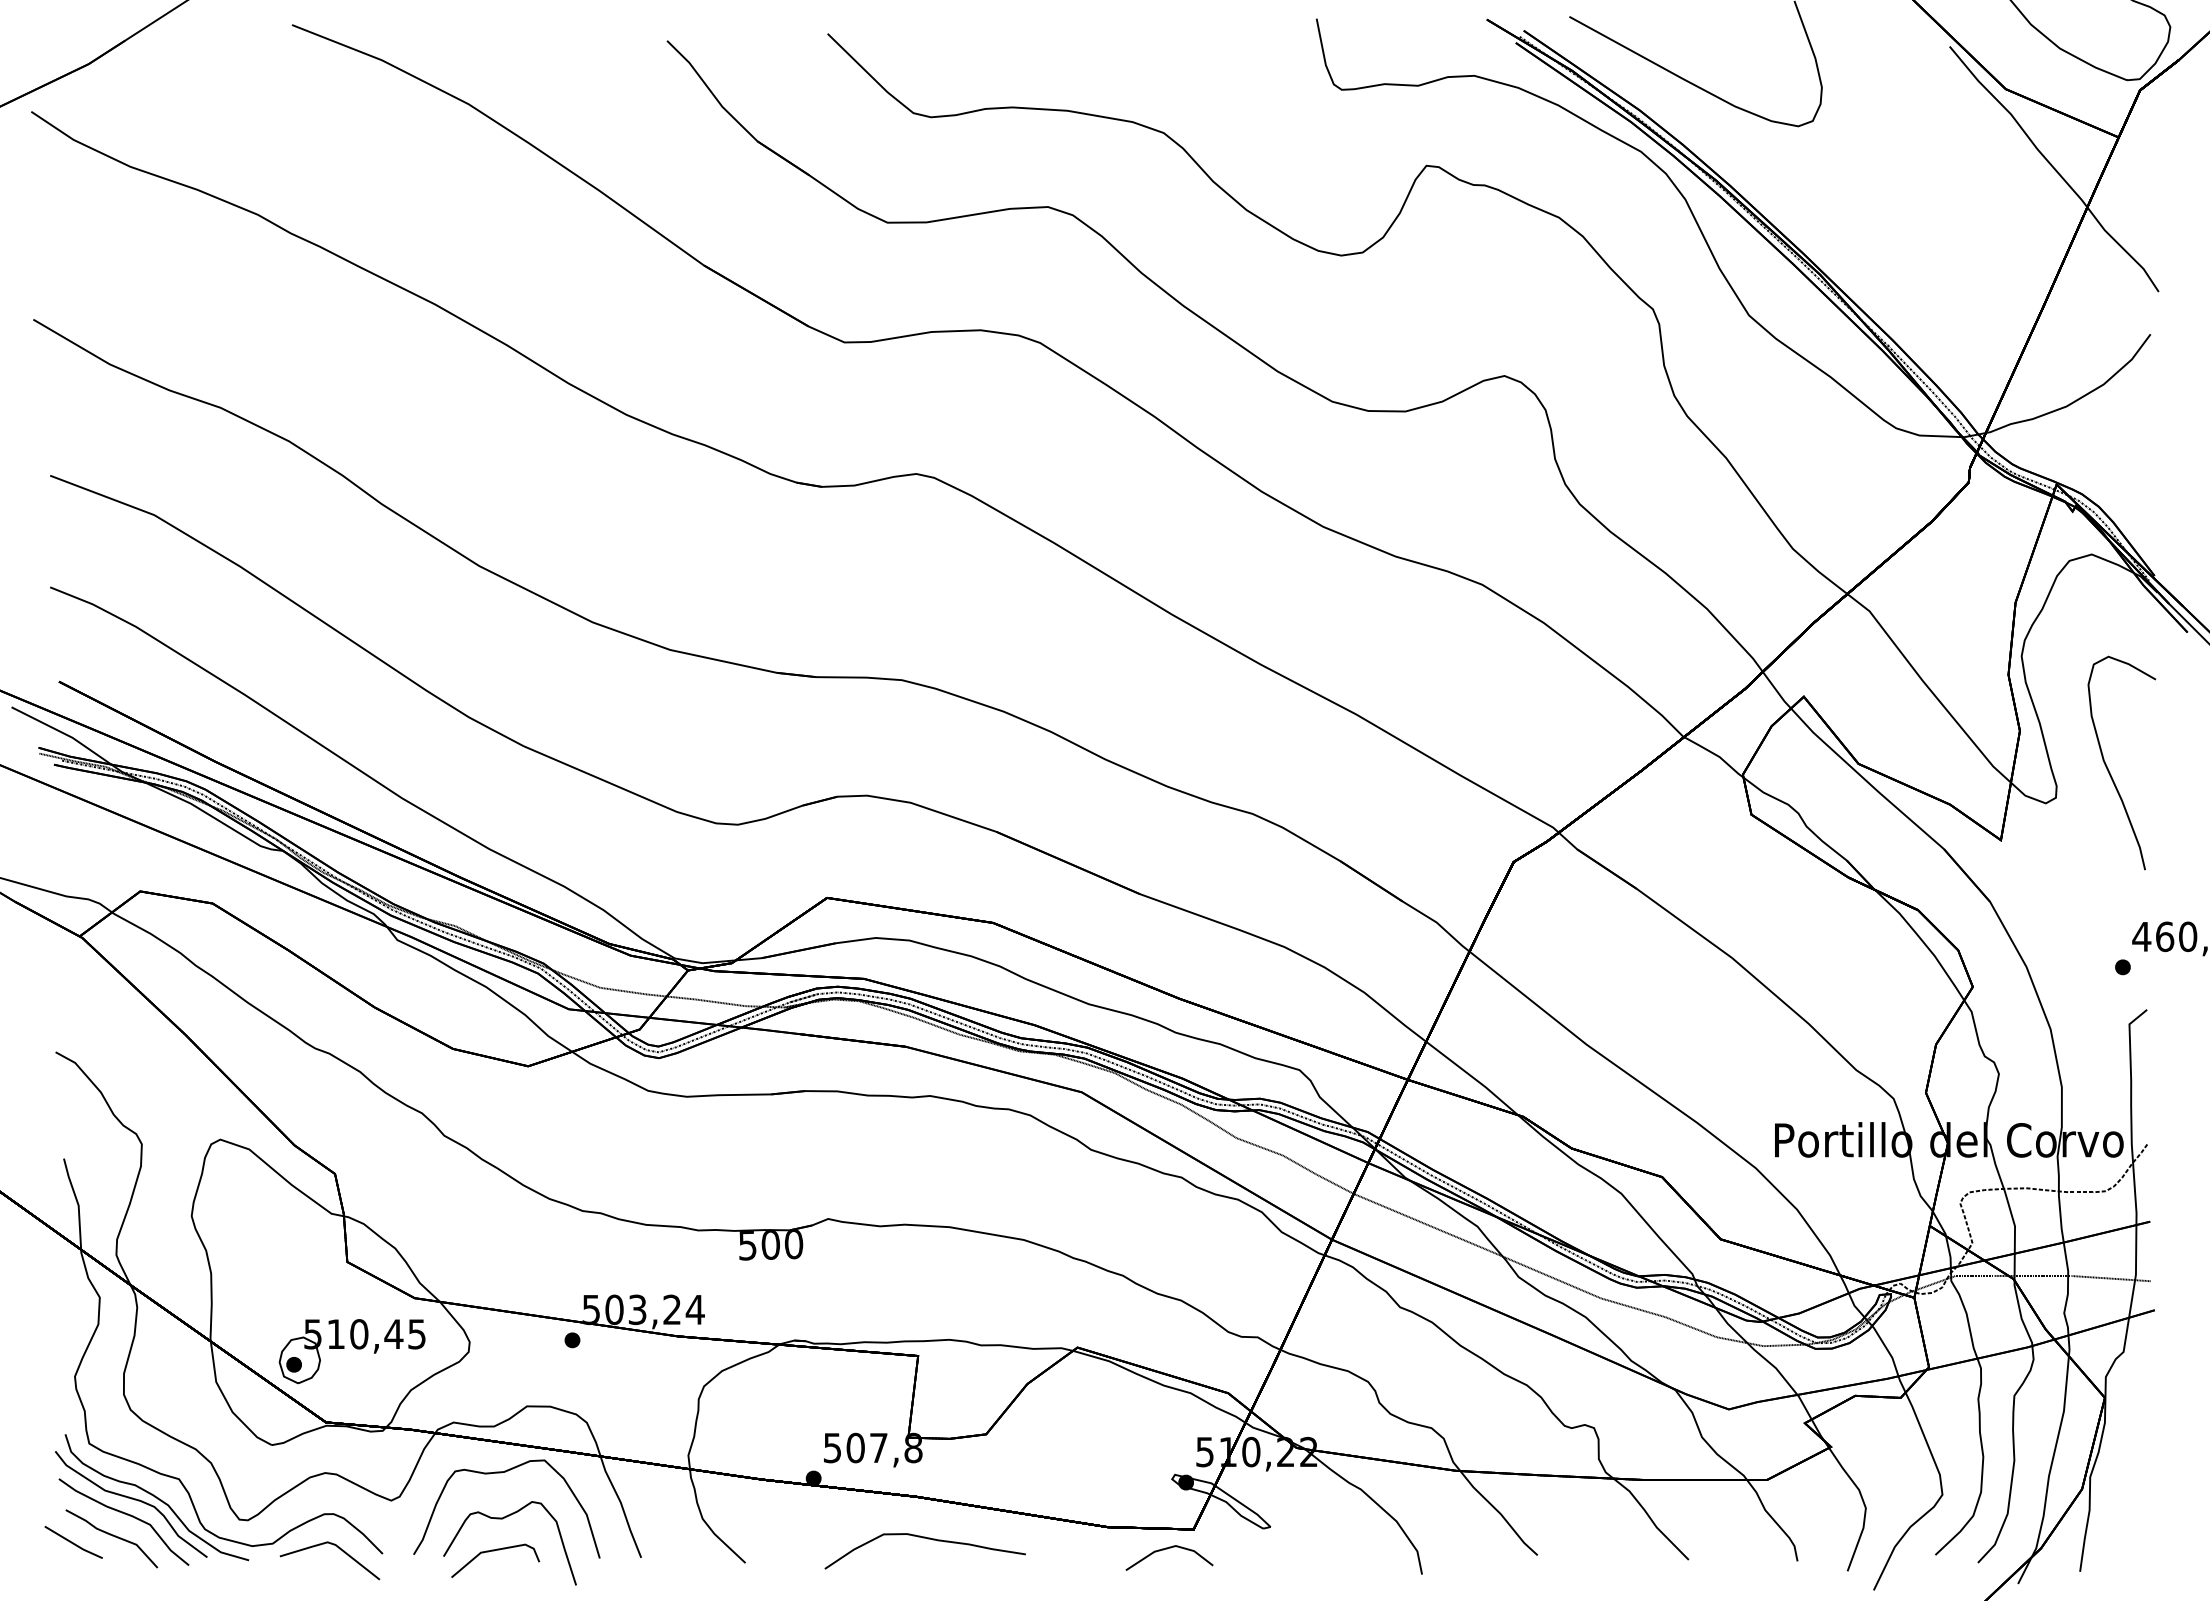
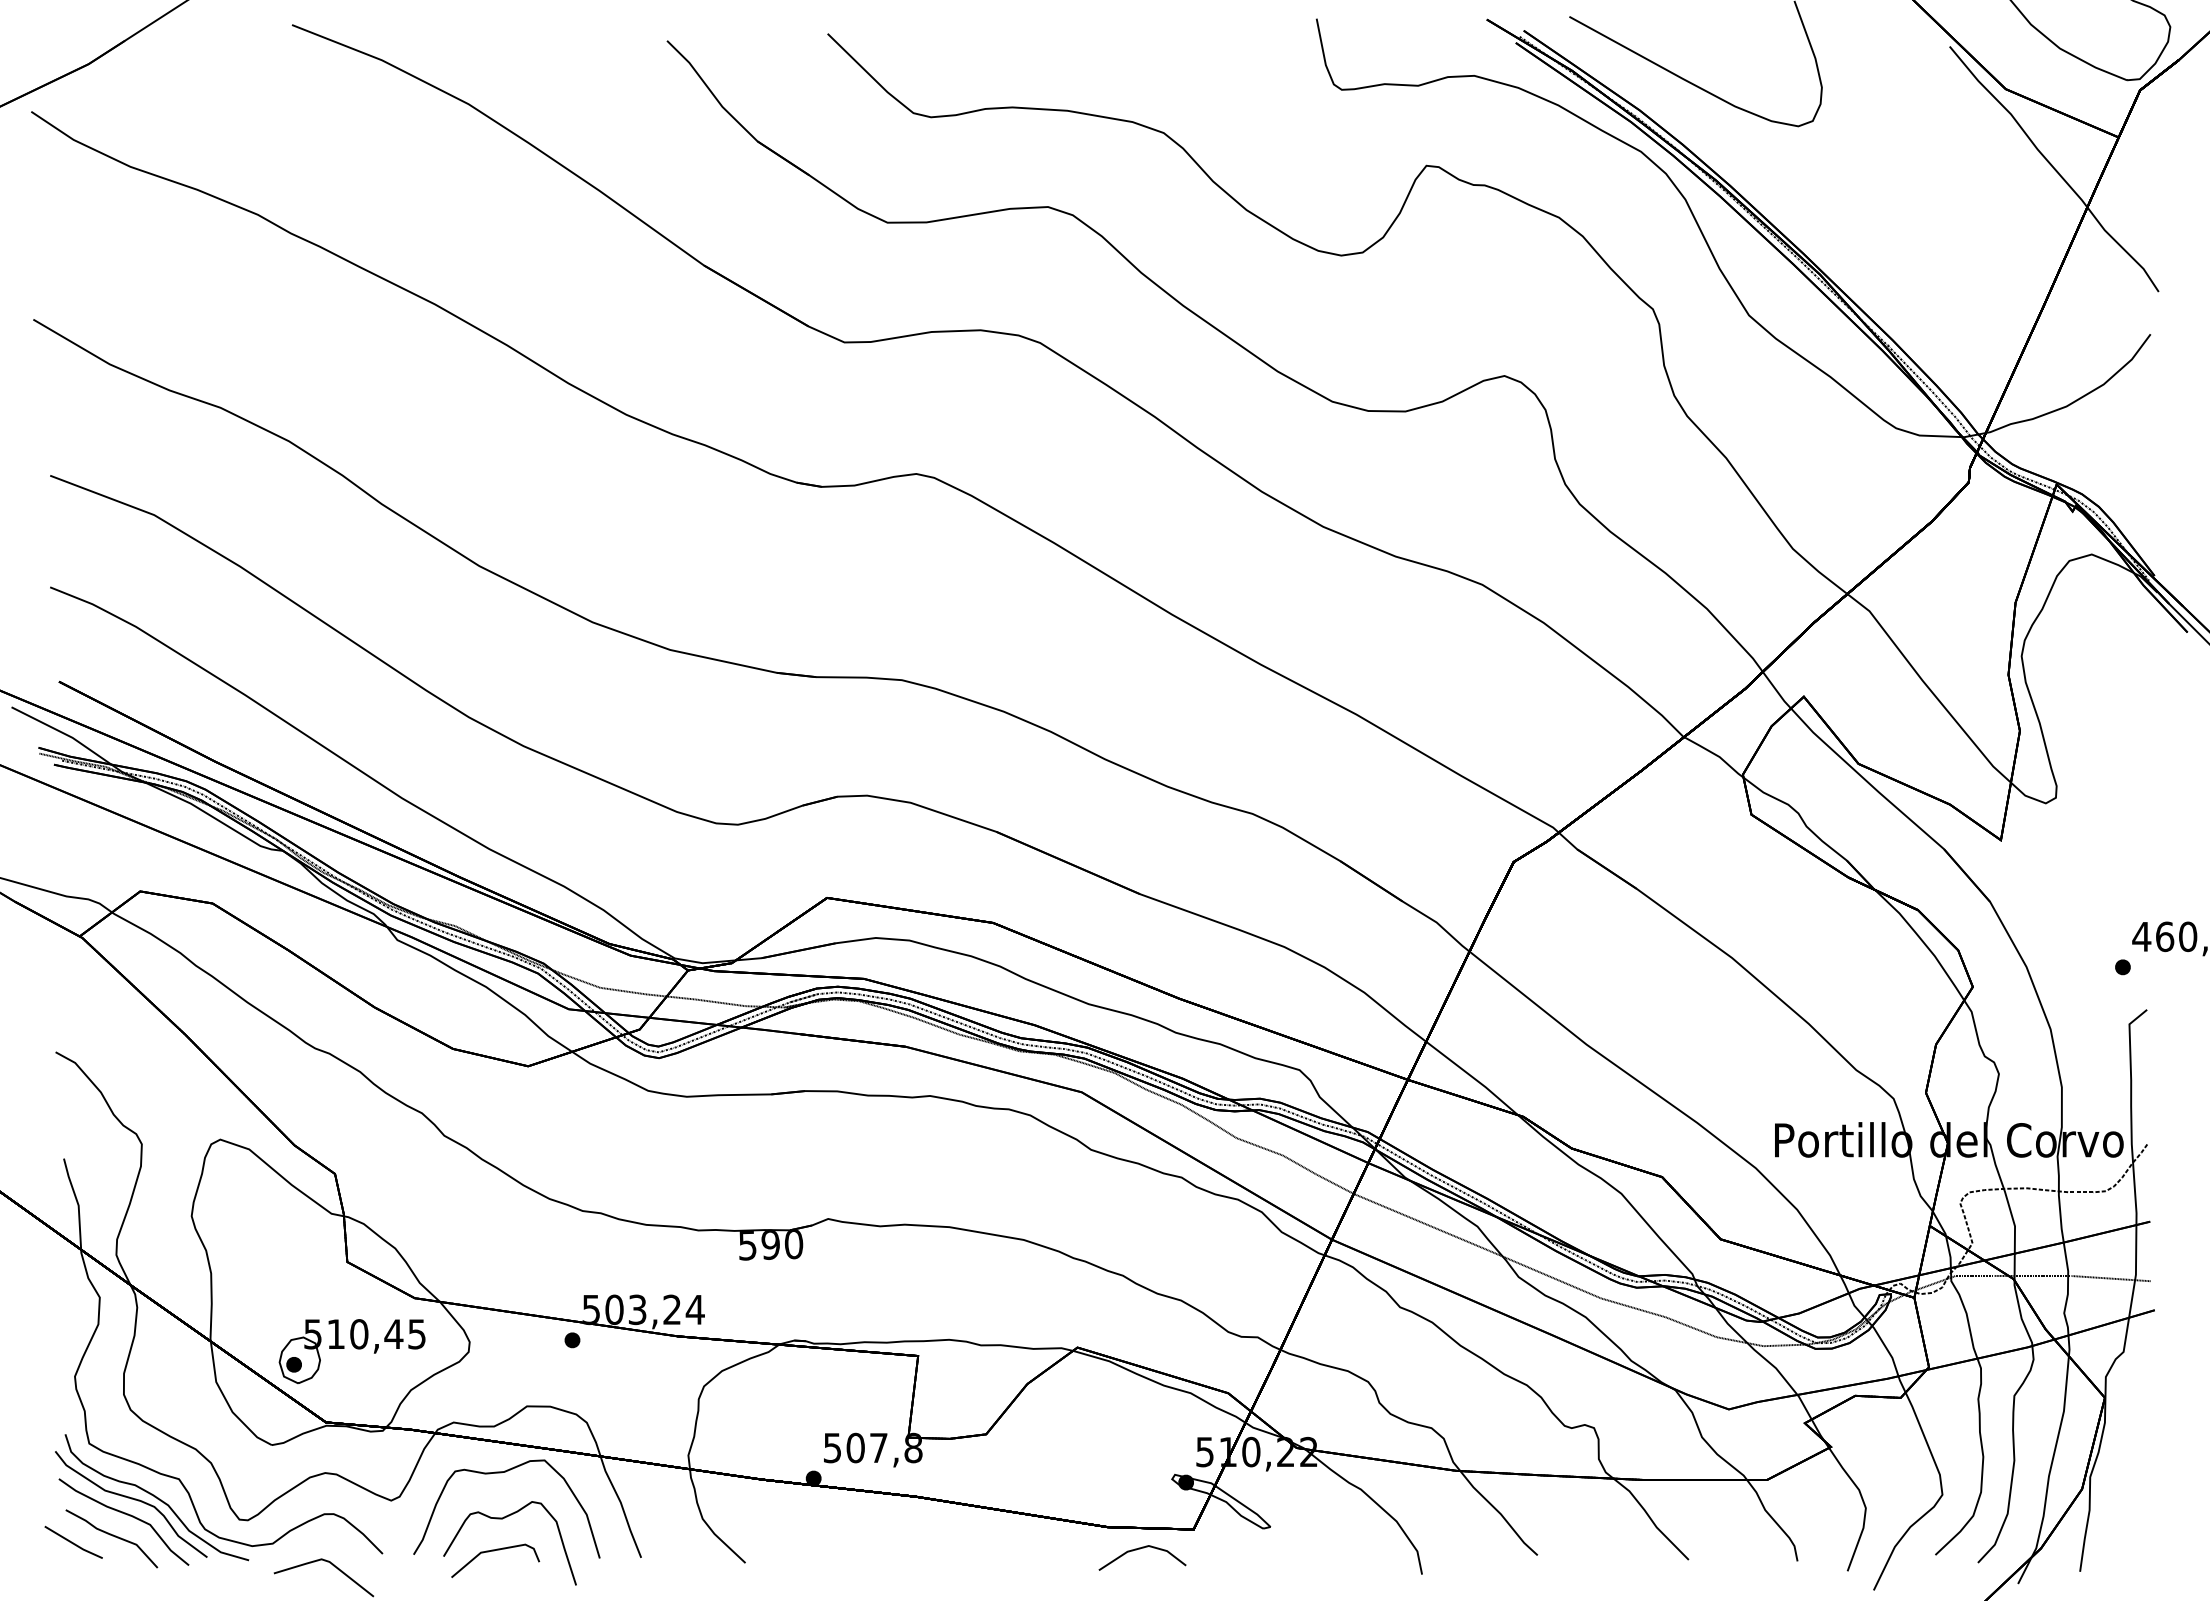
part: present -> none (2108, 768)
text: 500 -> 590 (770, 1245)
curve: present -> none (927, 1539)
line position: (339, 1549) -> (333, 1566) (333, 1566)
line position: (1167, 1549) -> (1140, 1549) (1140, 1549)
